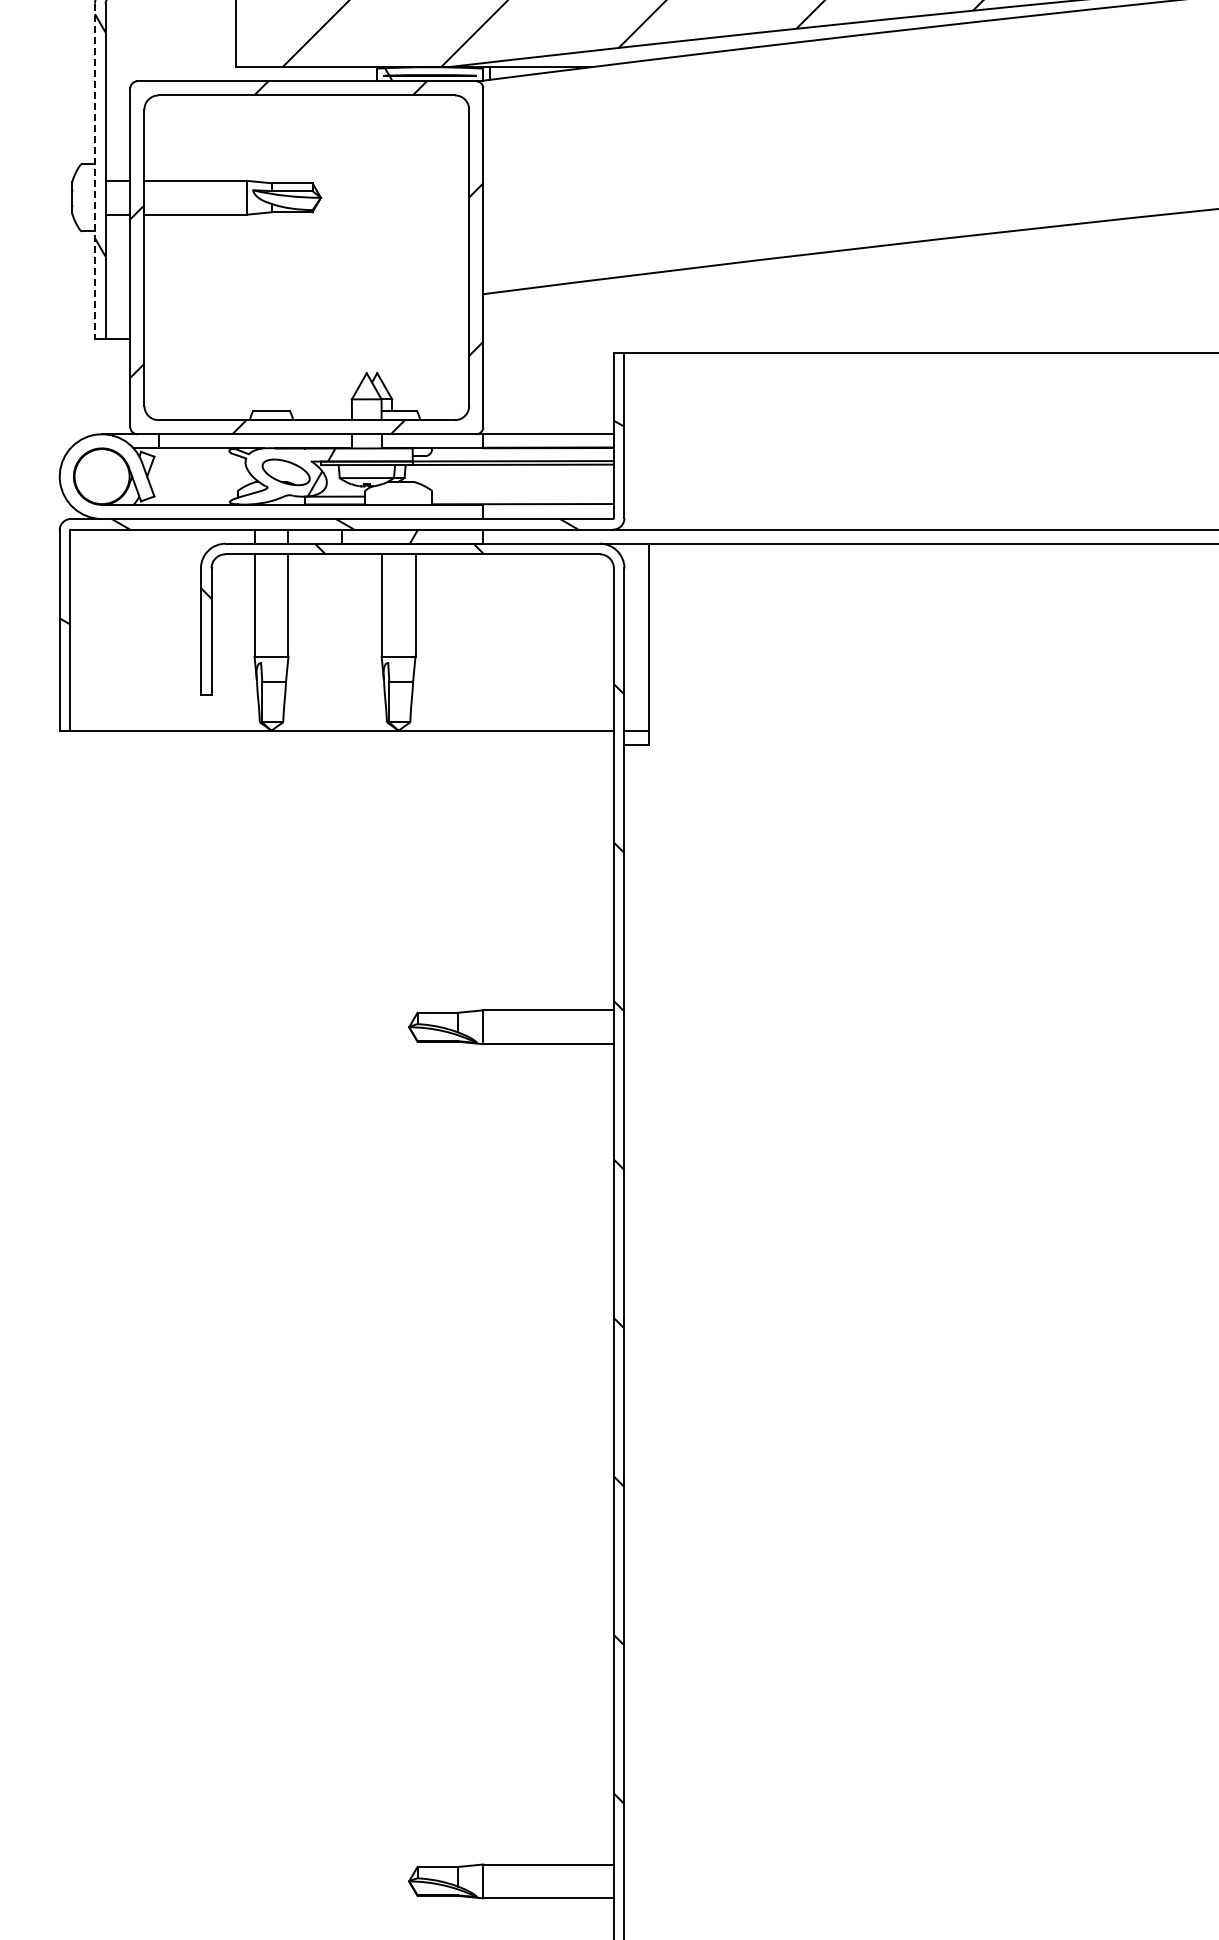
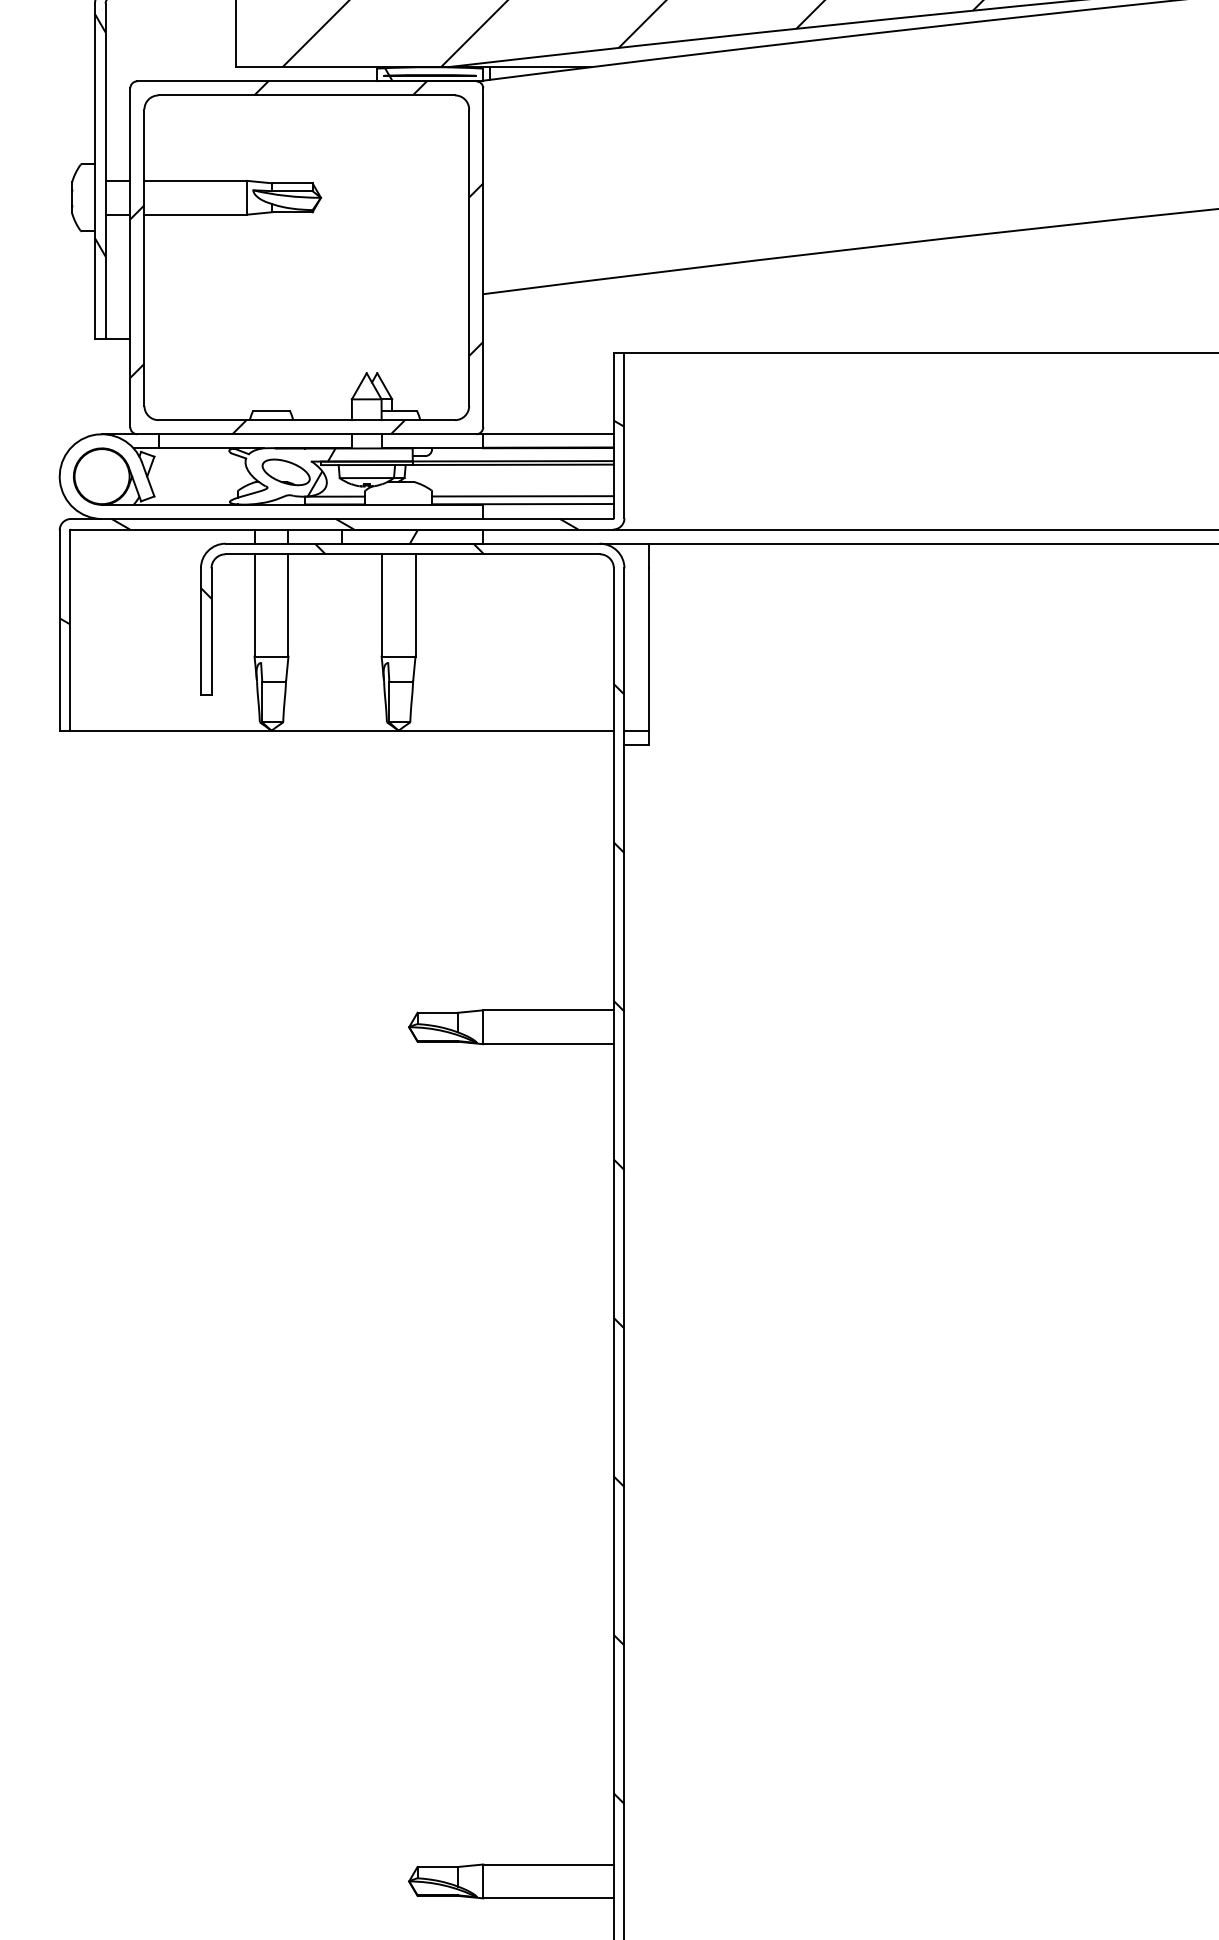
line: dashed -> solid (95, 171)
line: none -> present (522, 496)
